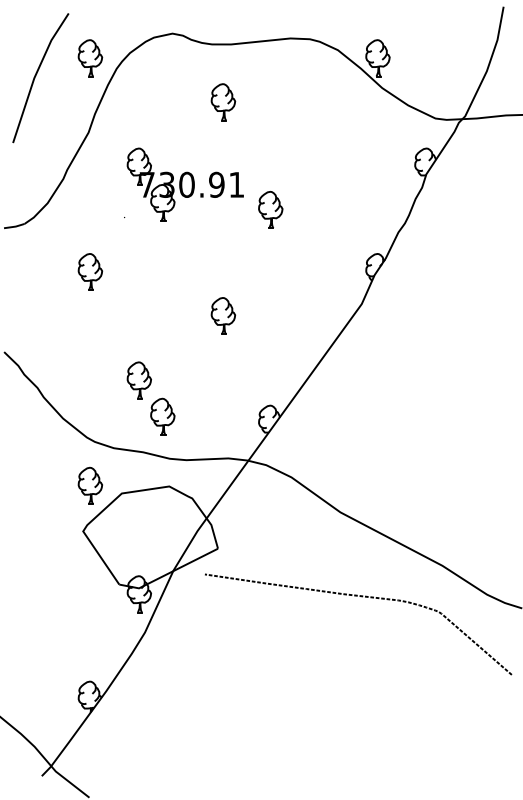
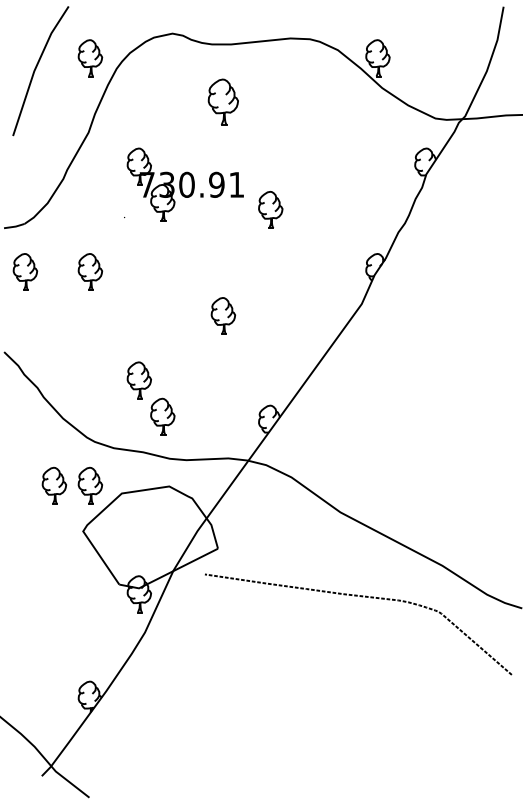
line position: (36, 76) -> (36, 69) (36, 69)
part size: 27x39 px -> 32x48 px (222, 101)
part: none -> present (25, 271)
part: none -> present (53, 485)
